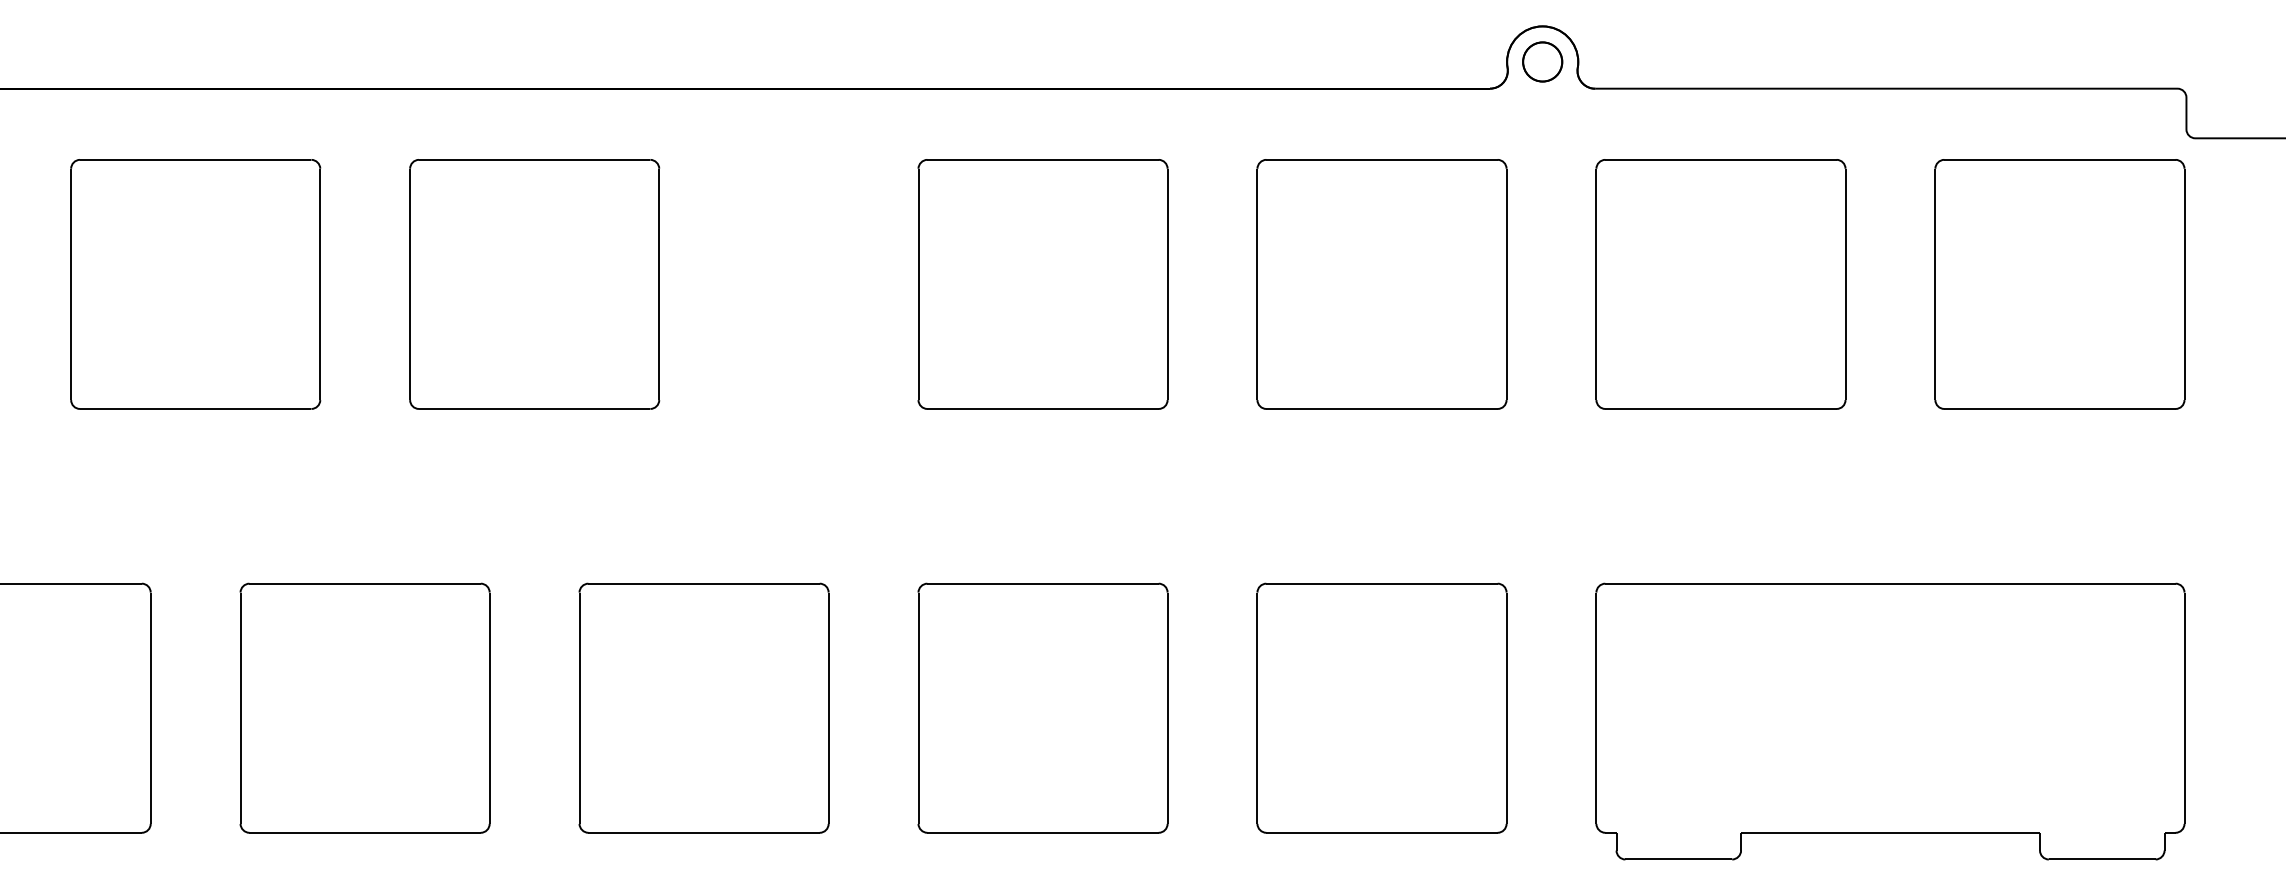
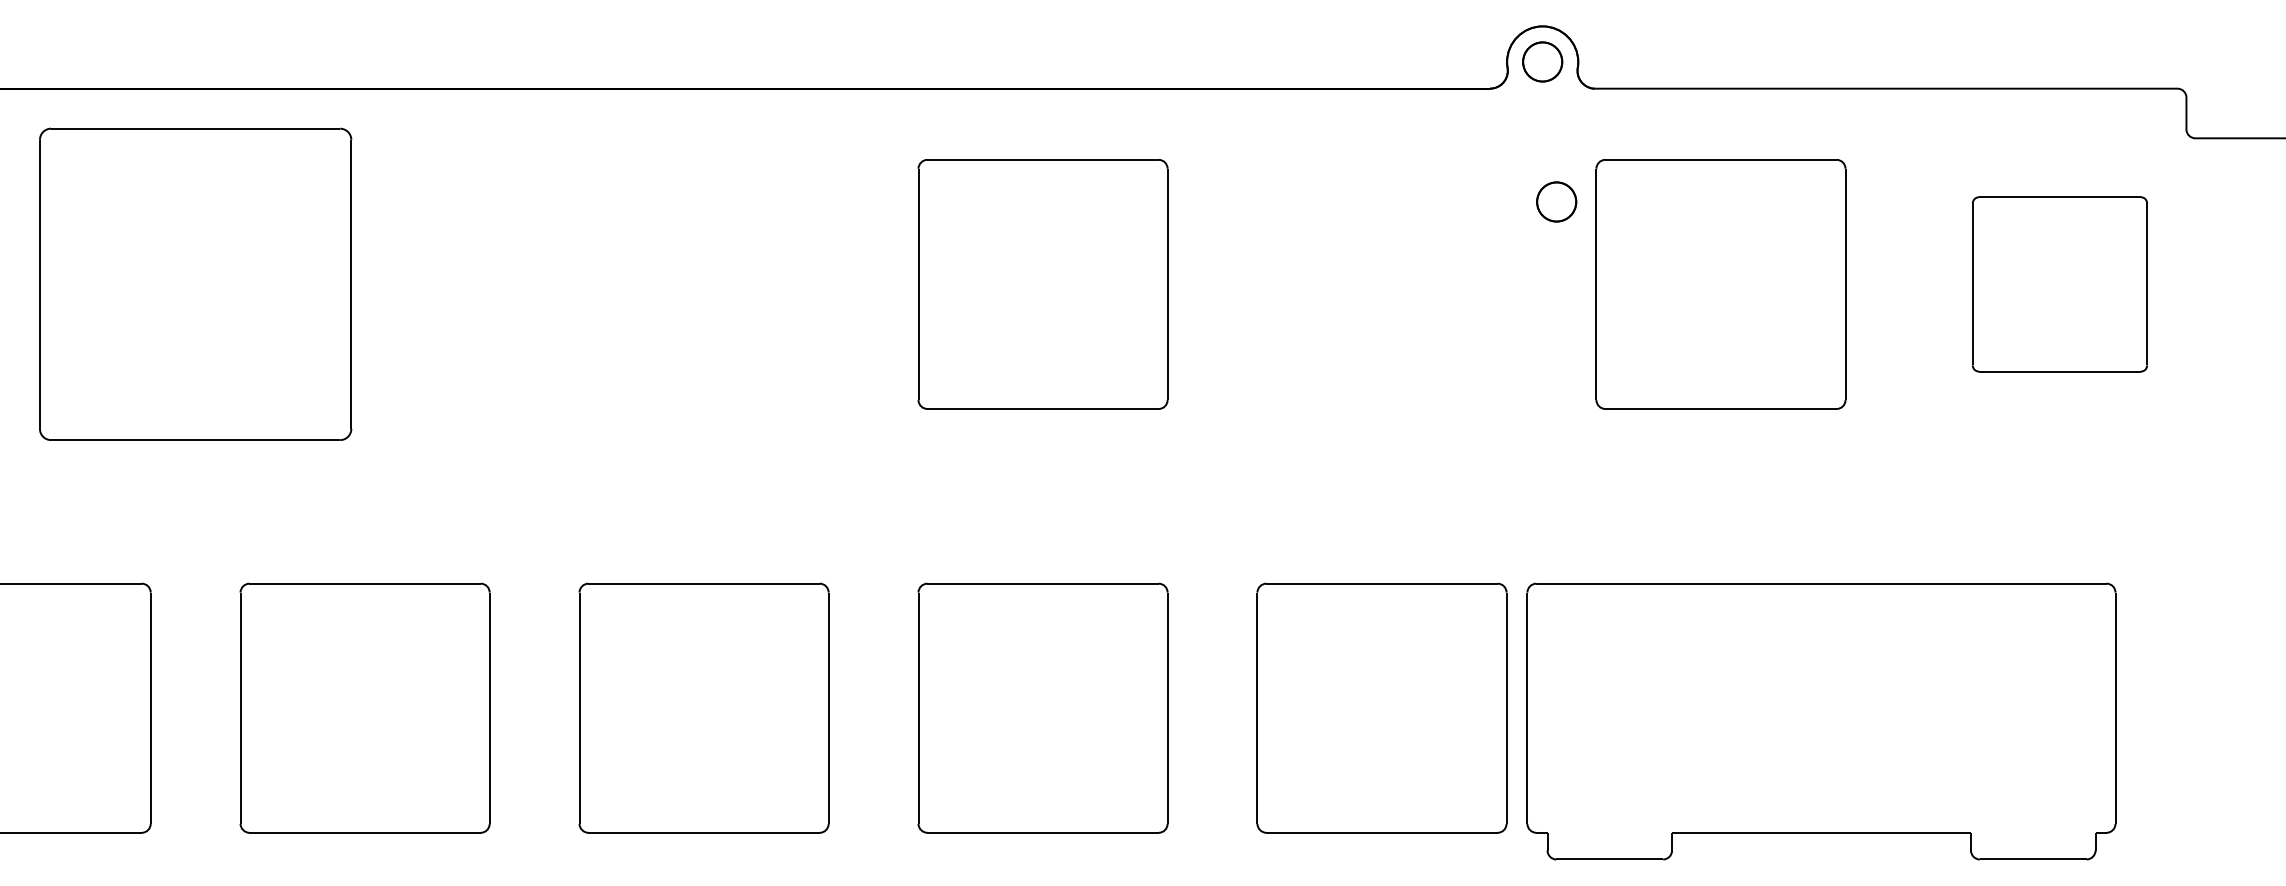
part: none -> present (1556, 201)
part size: 252x251 px -> 314x314 px (195, 283)
part: present -> none (534, 284)
part: present -> none (1381, 284)
part size: 252x251 px -> 176x177 px (2059, 284)
part position: (1890, 721) -> (1821, 721) (1821, 721)
